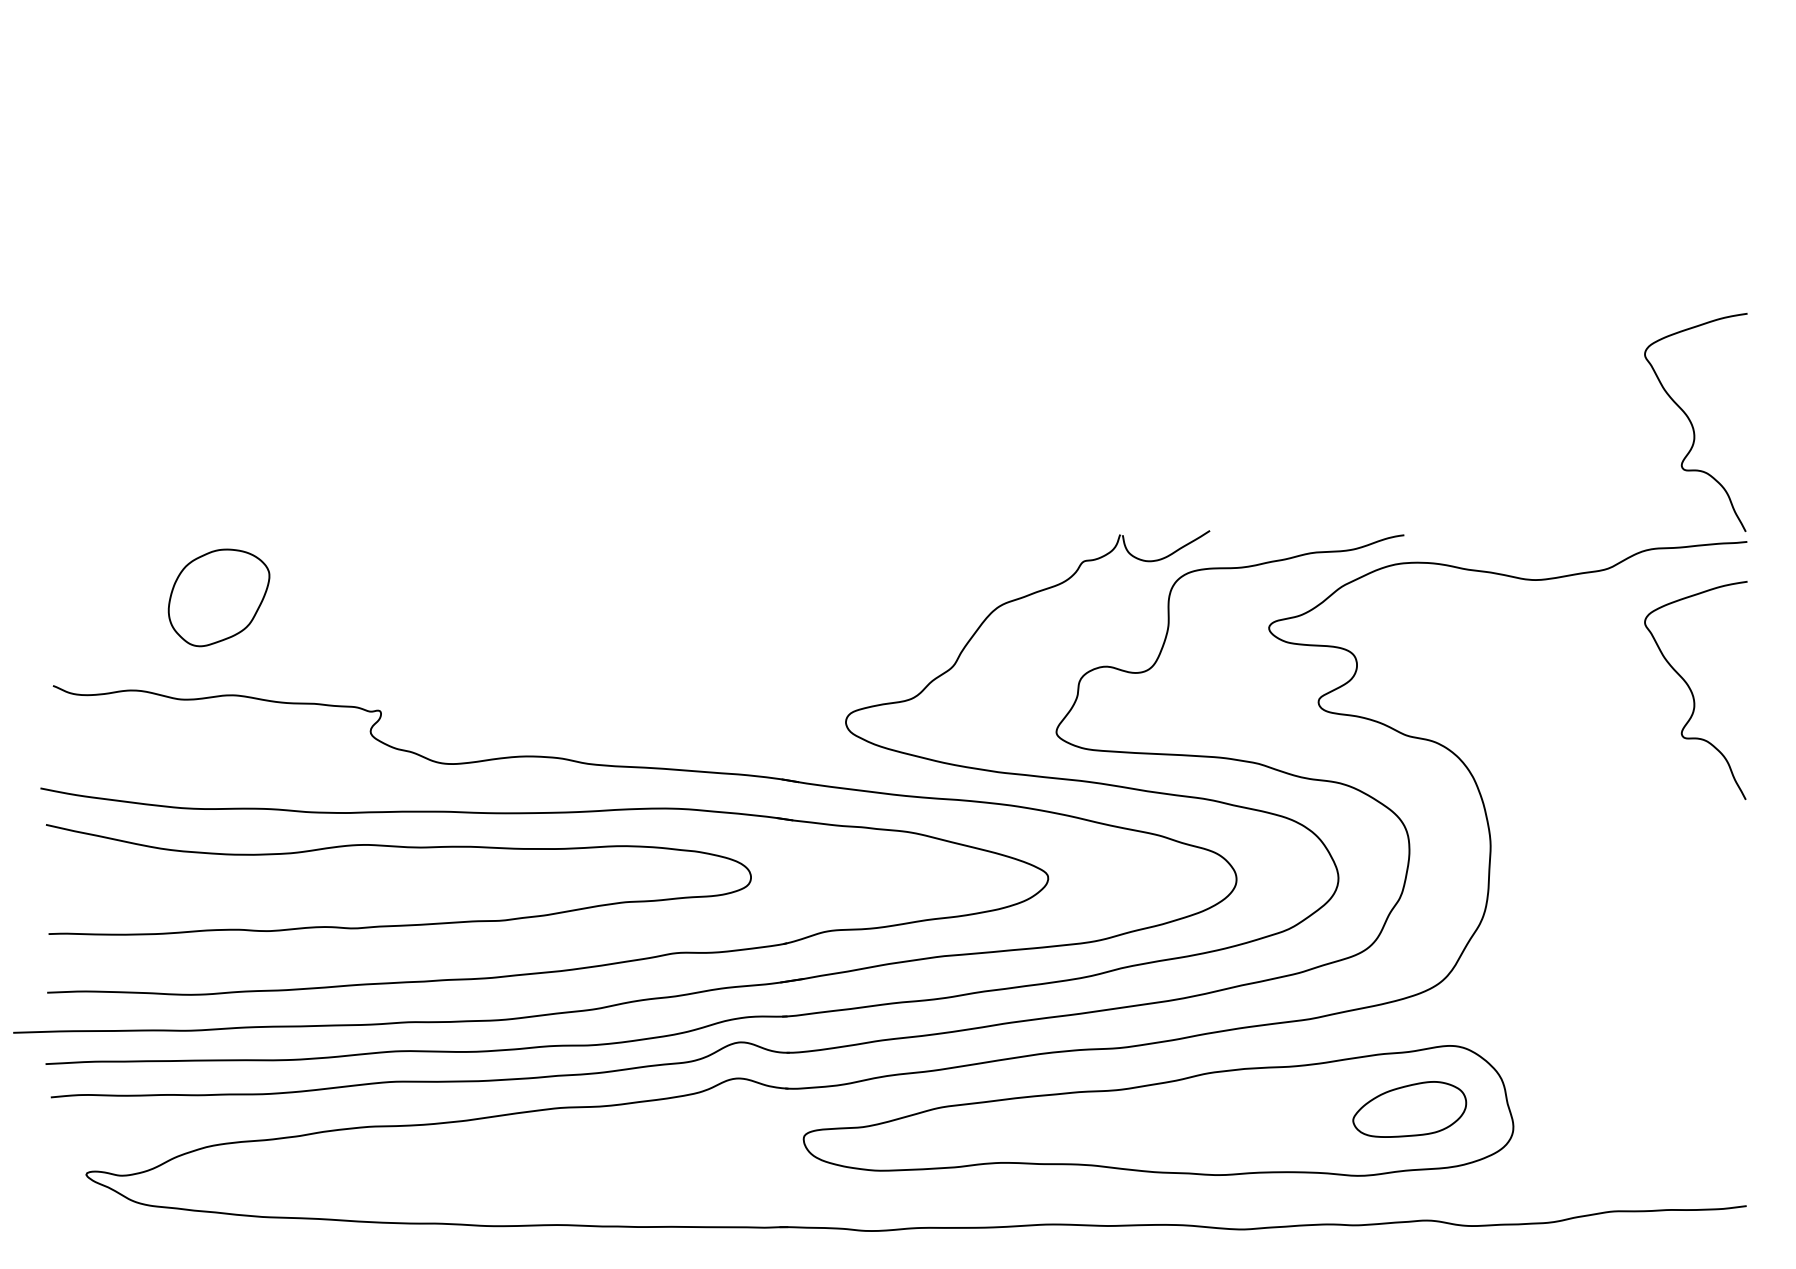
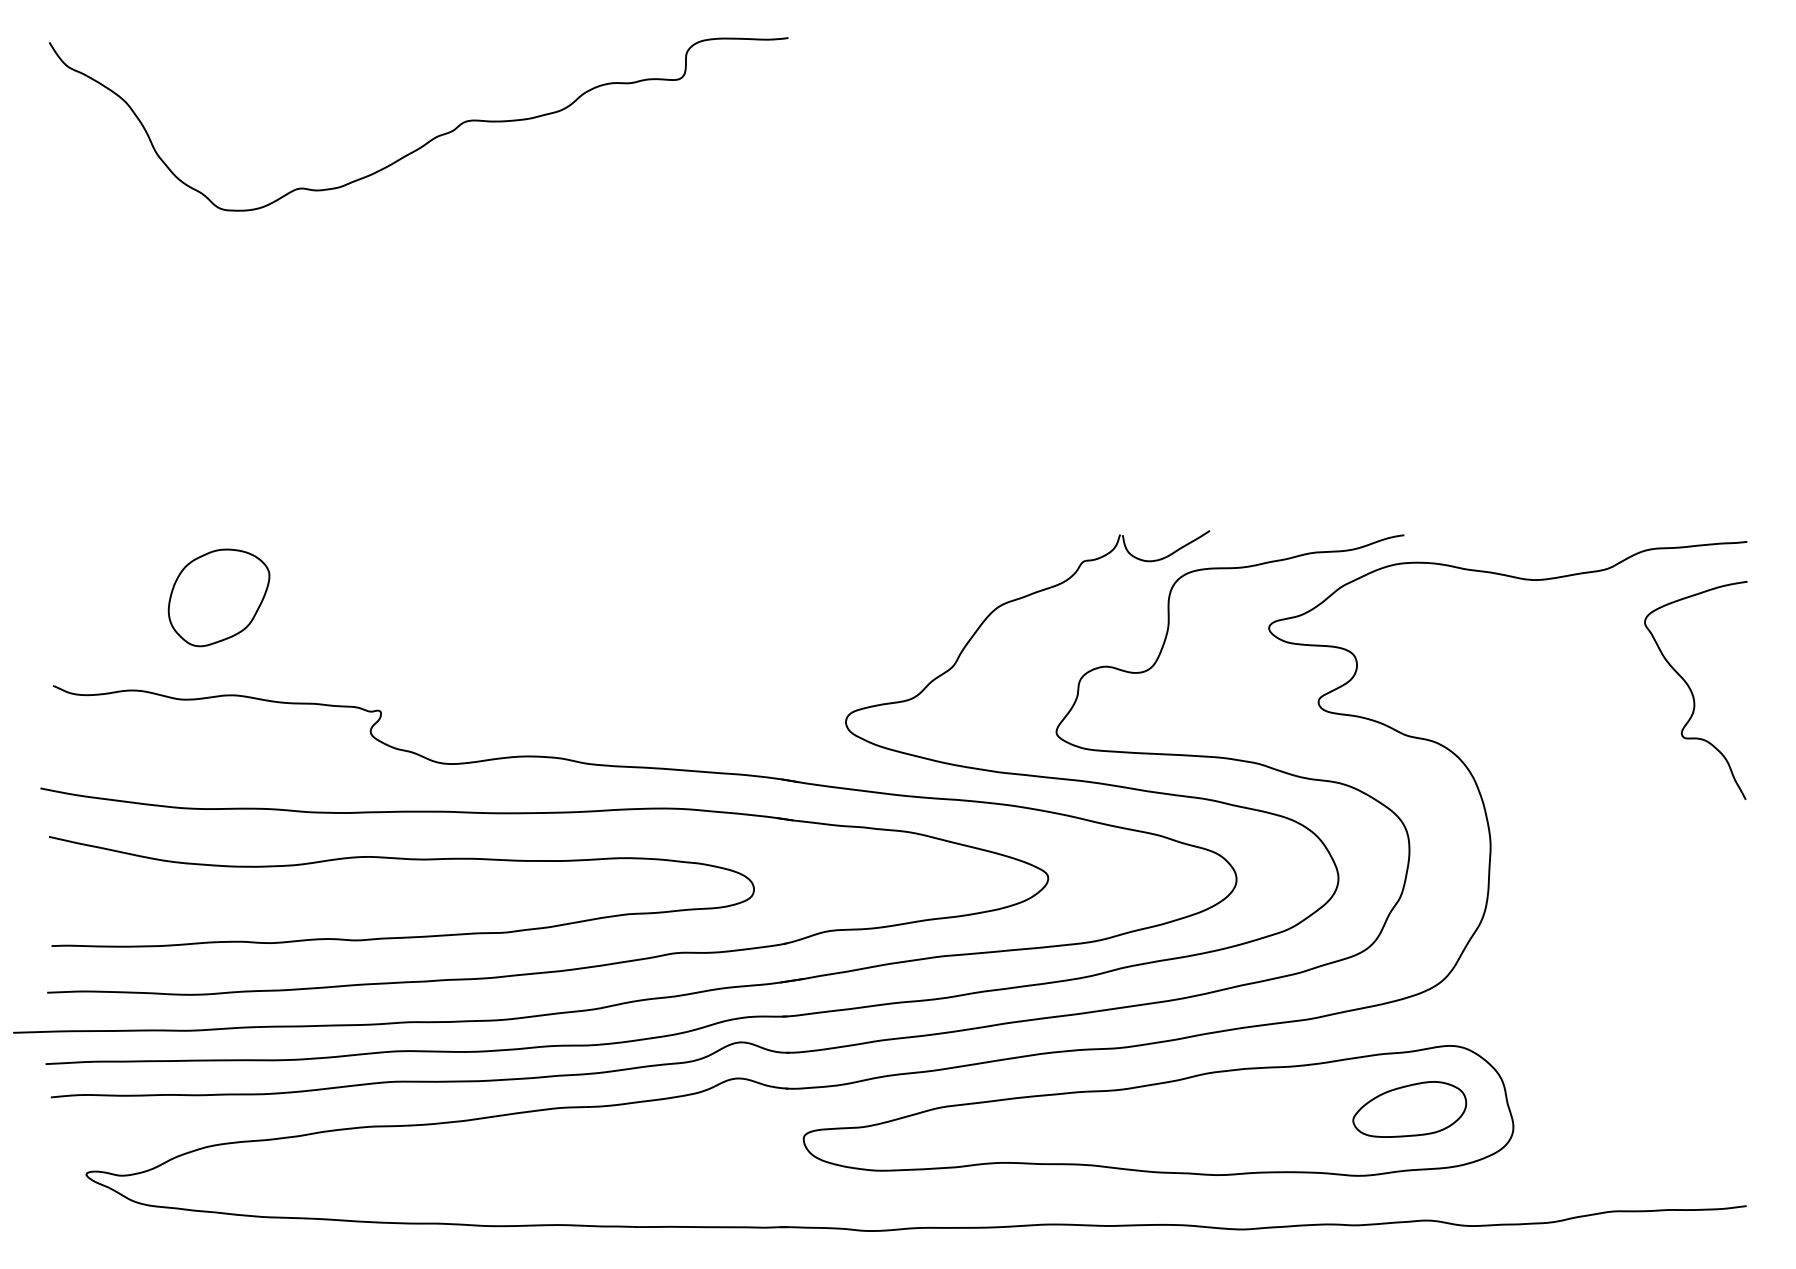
curve: none -> present (430, 139)
curve: present -> none (1692, 423)
curve position: (398, 847) -> (401, 859) (401, 859)
